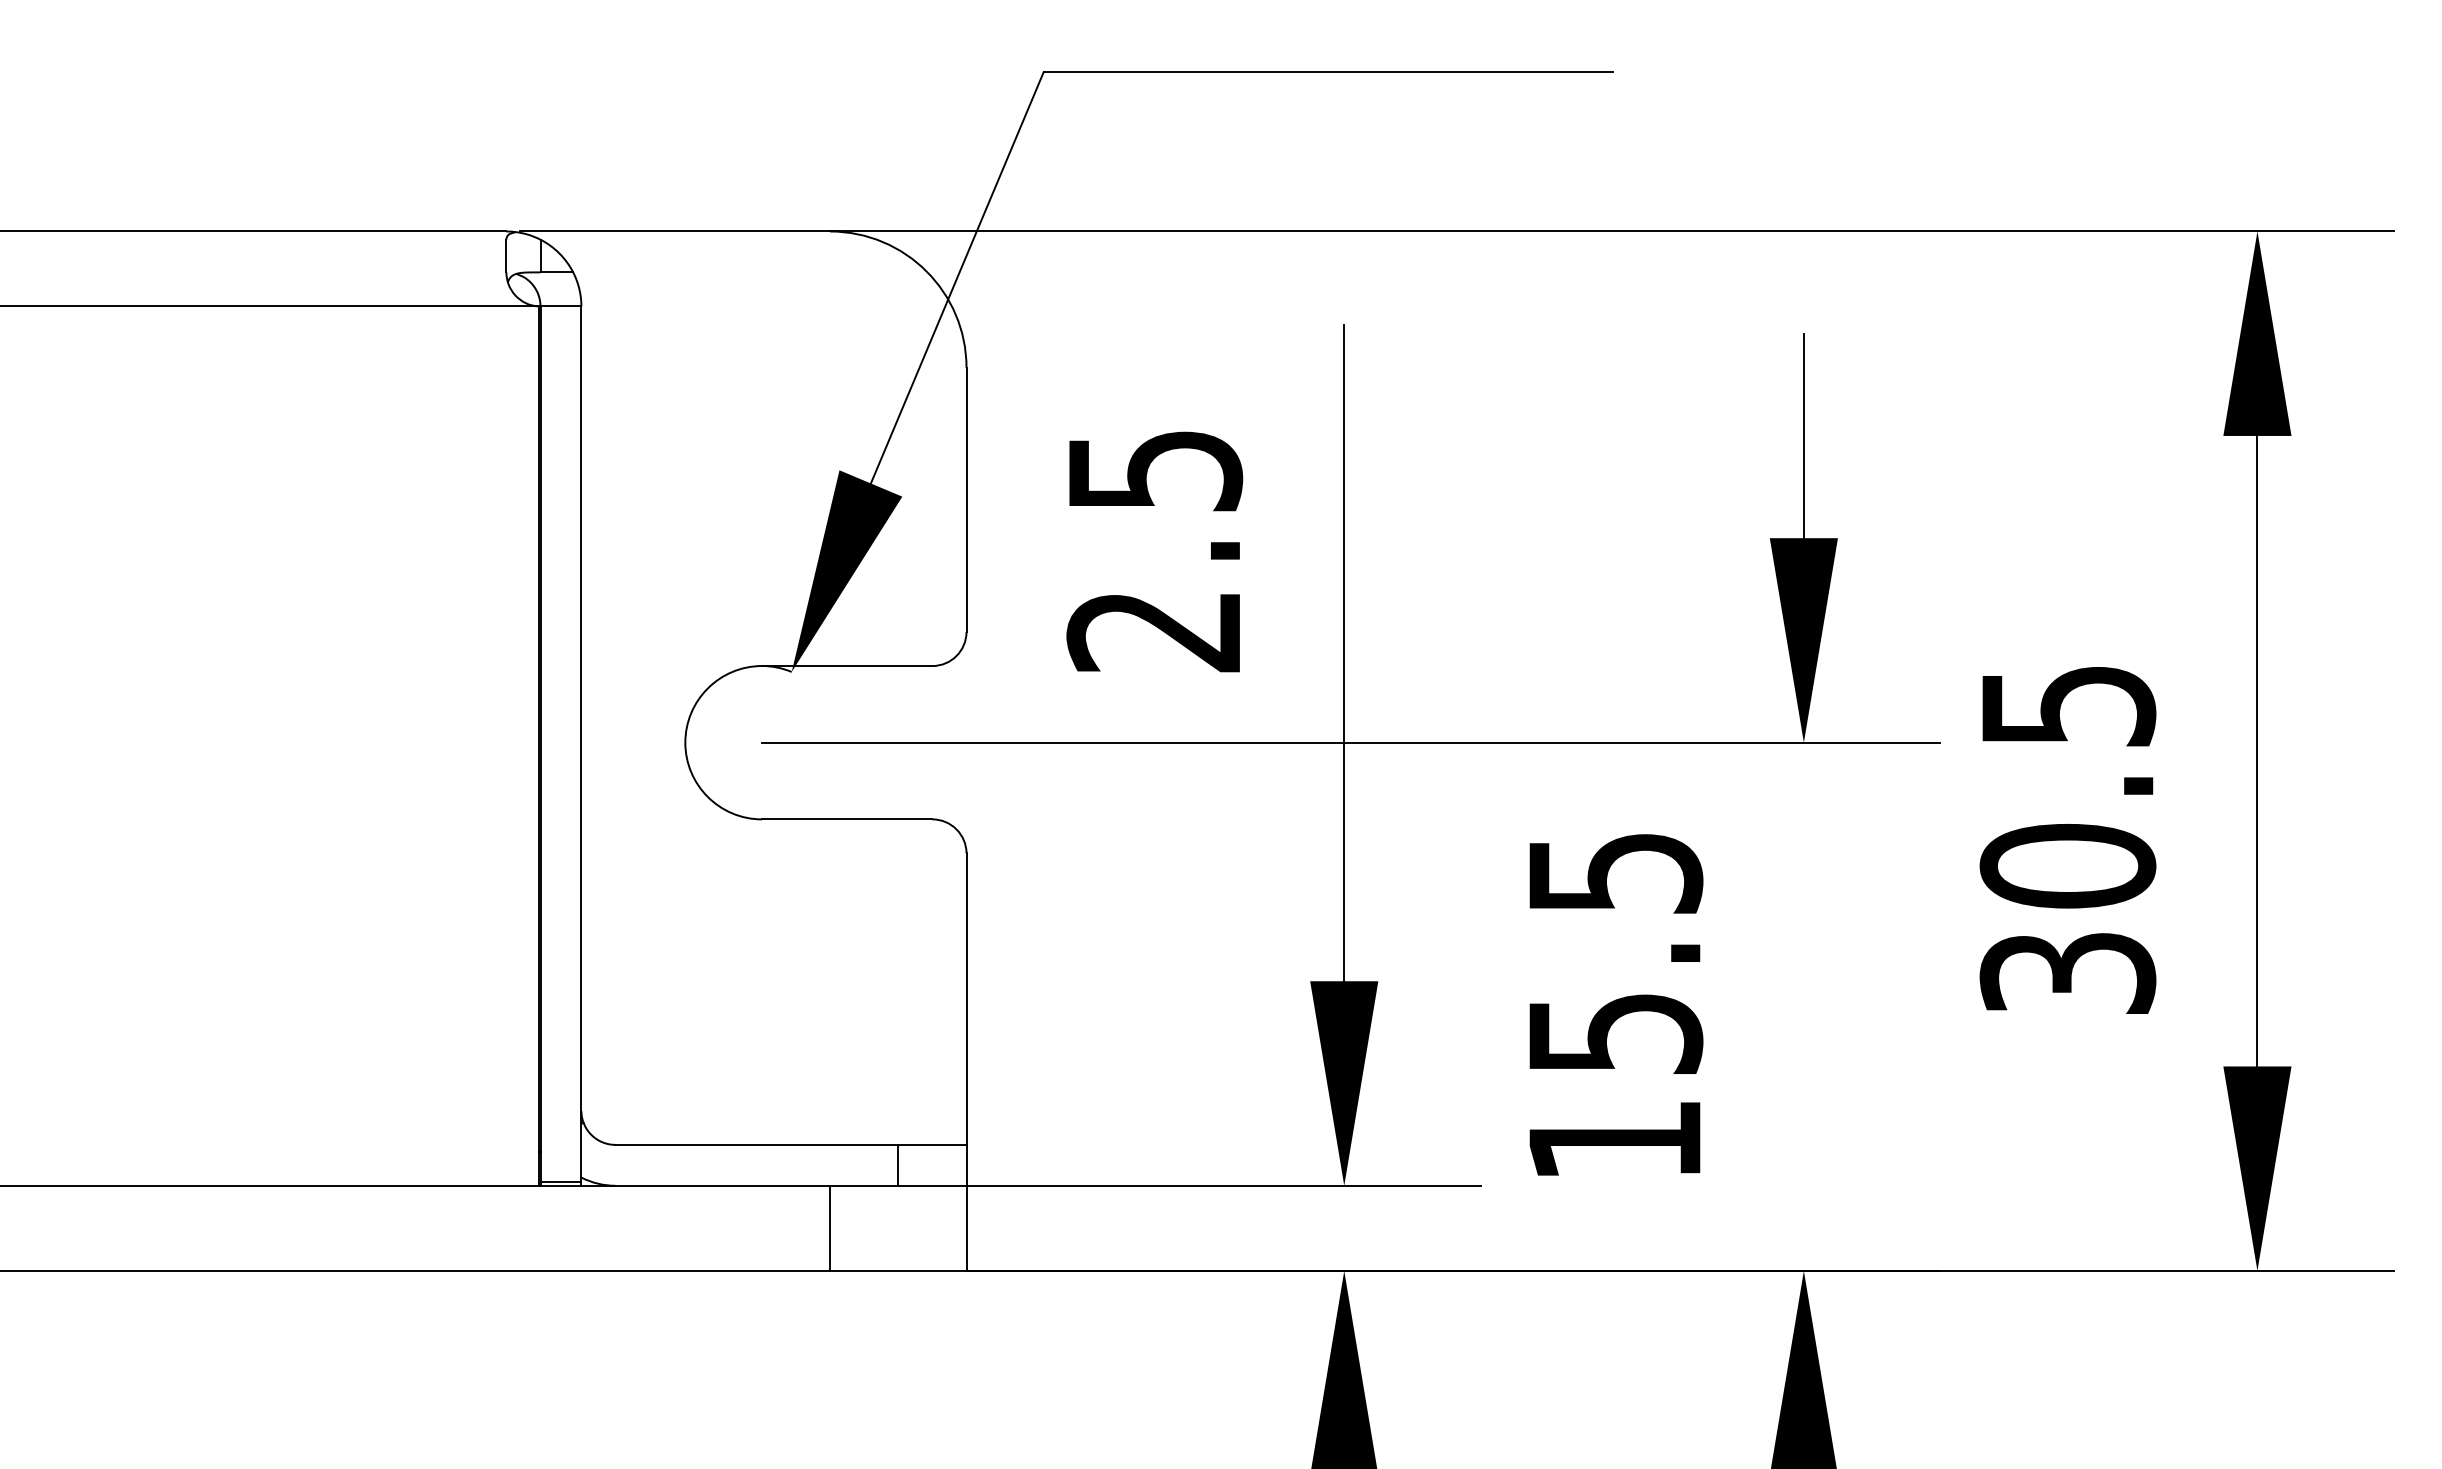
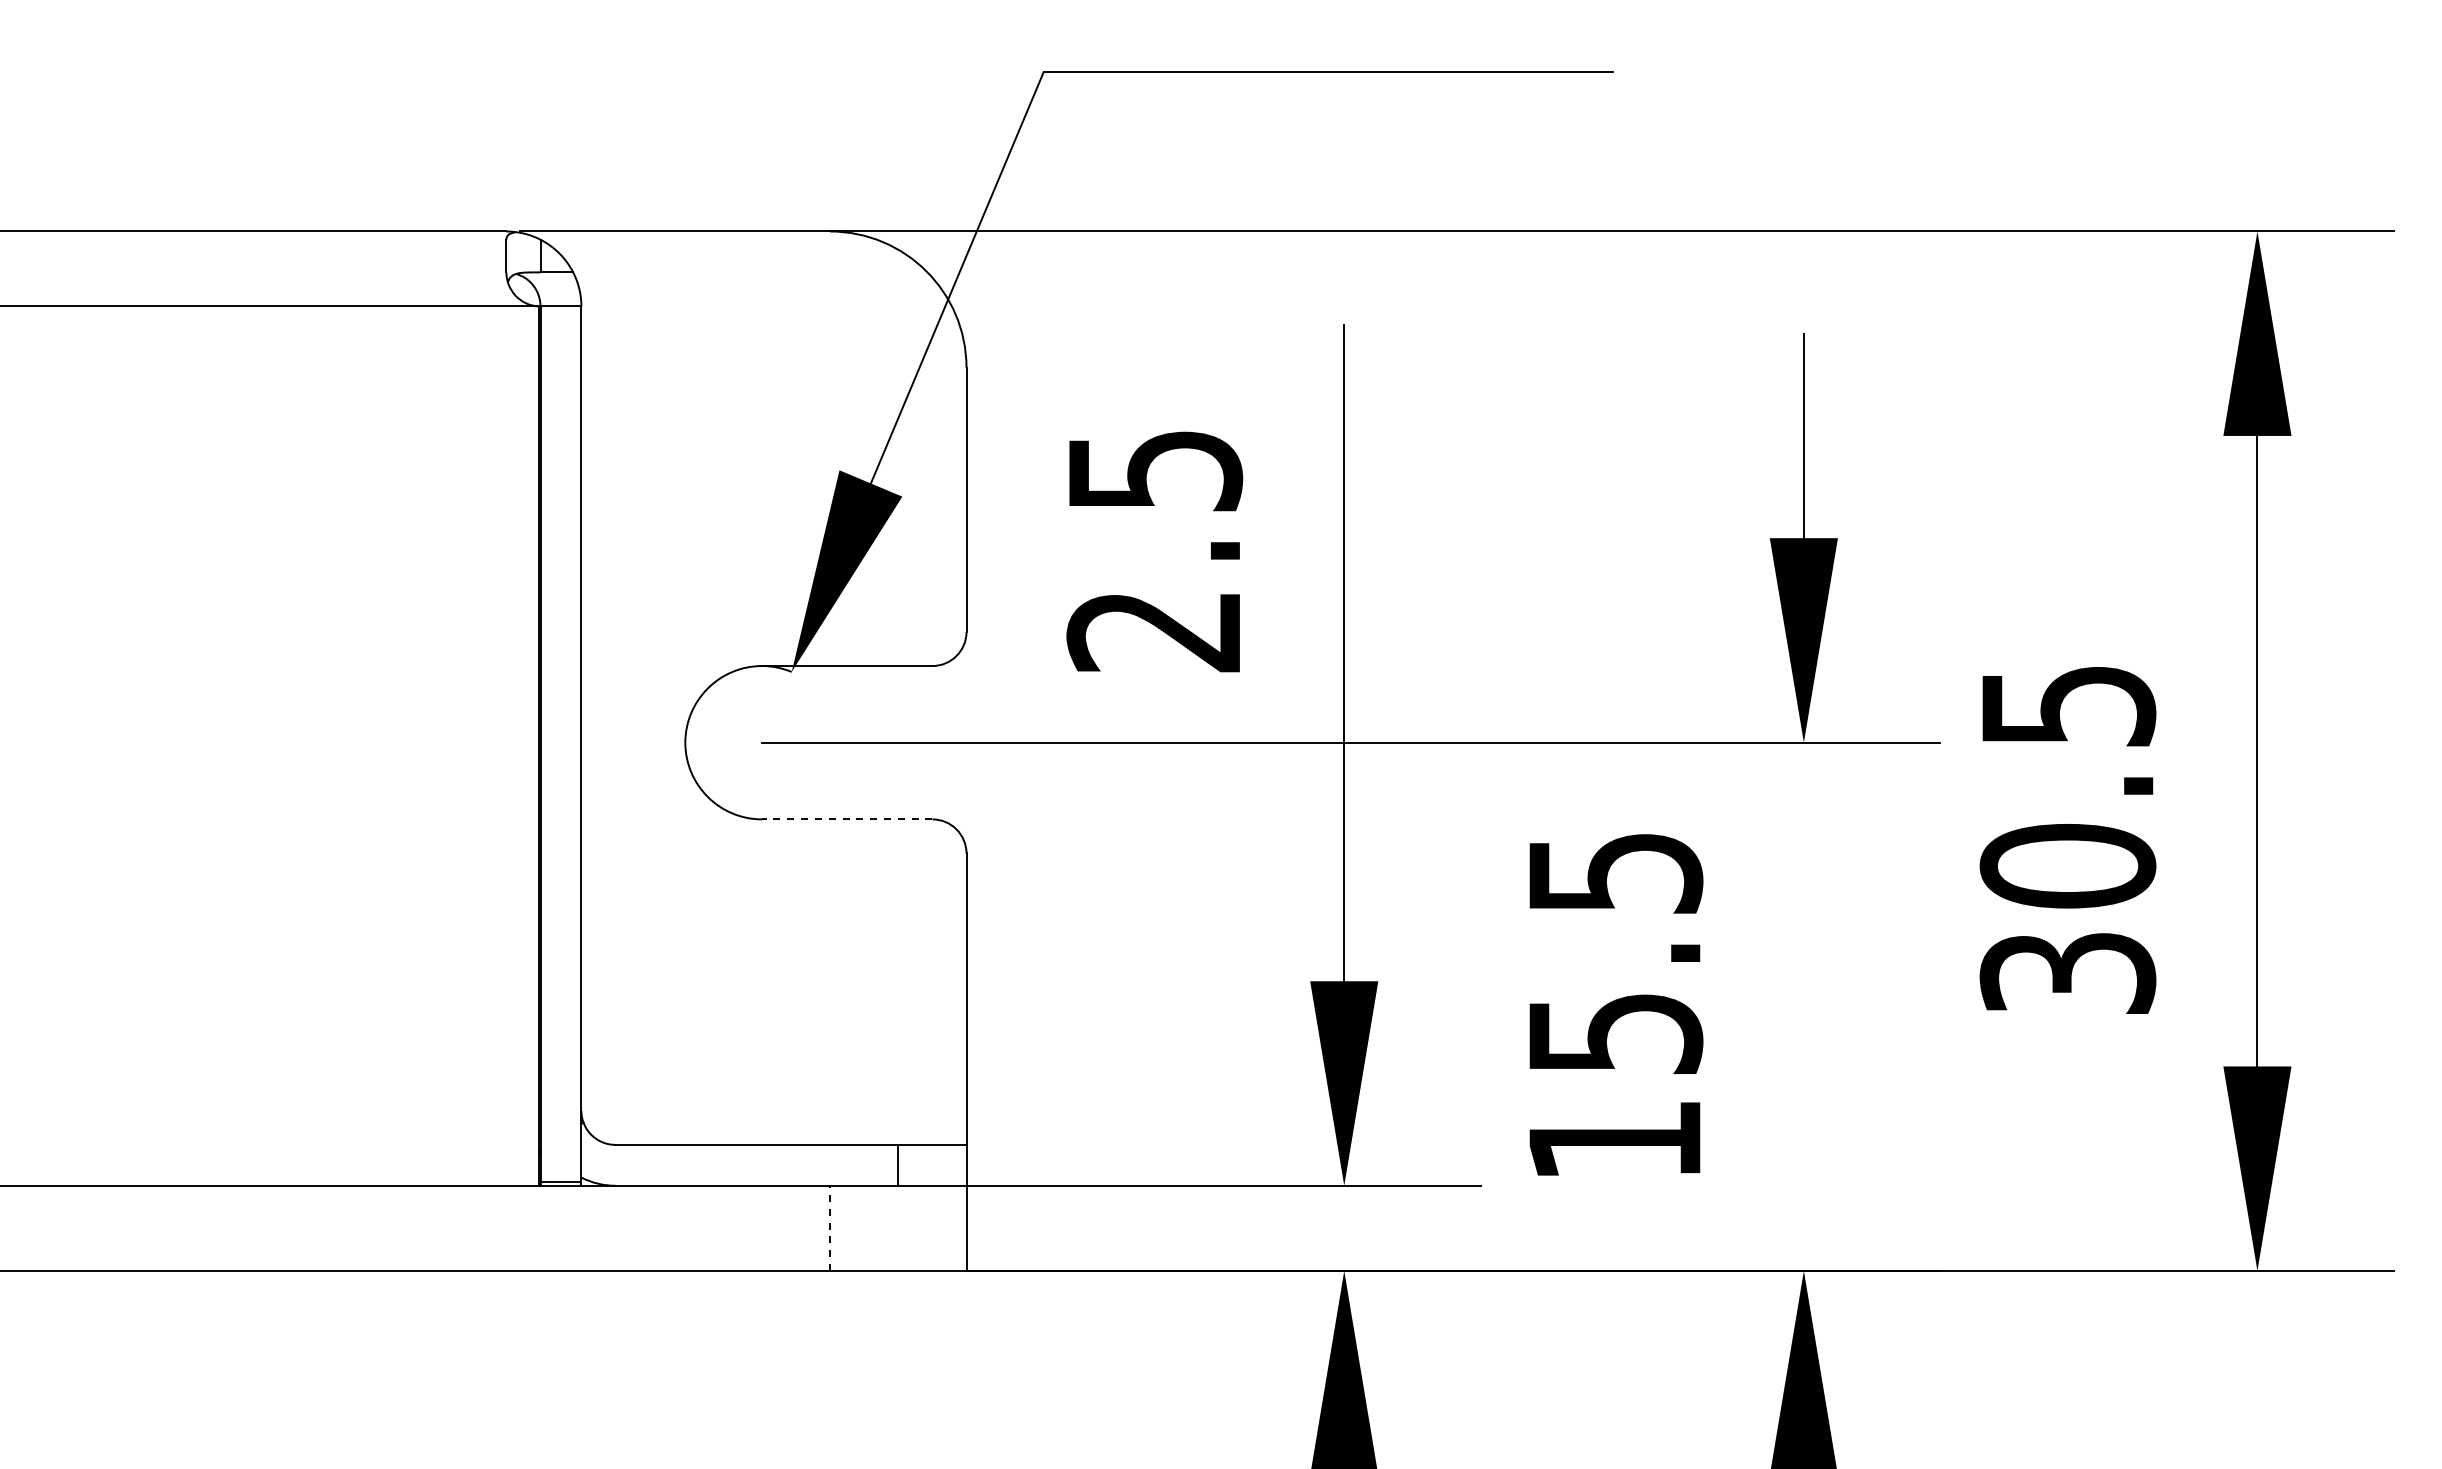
line: solid -> dashed (846, 819)
line: solid -> dashed (830, 1228)
